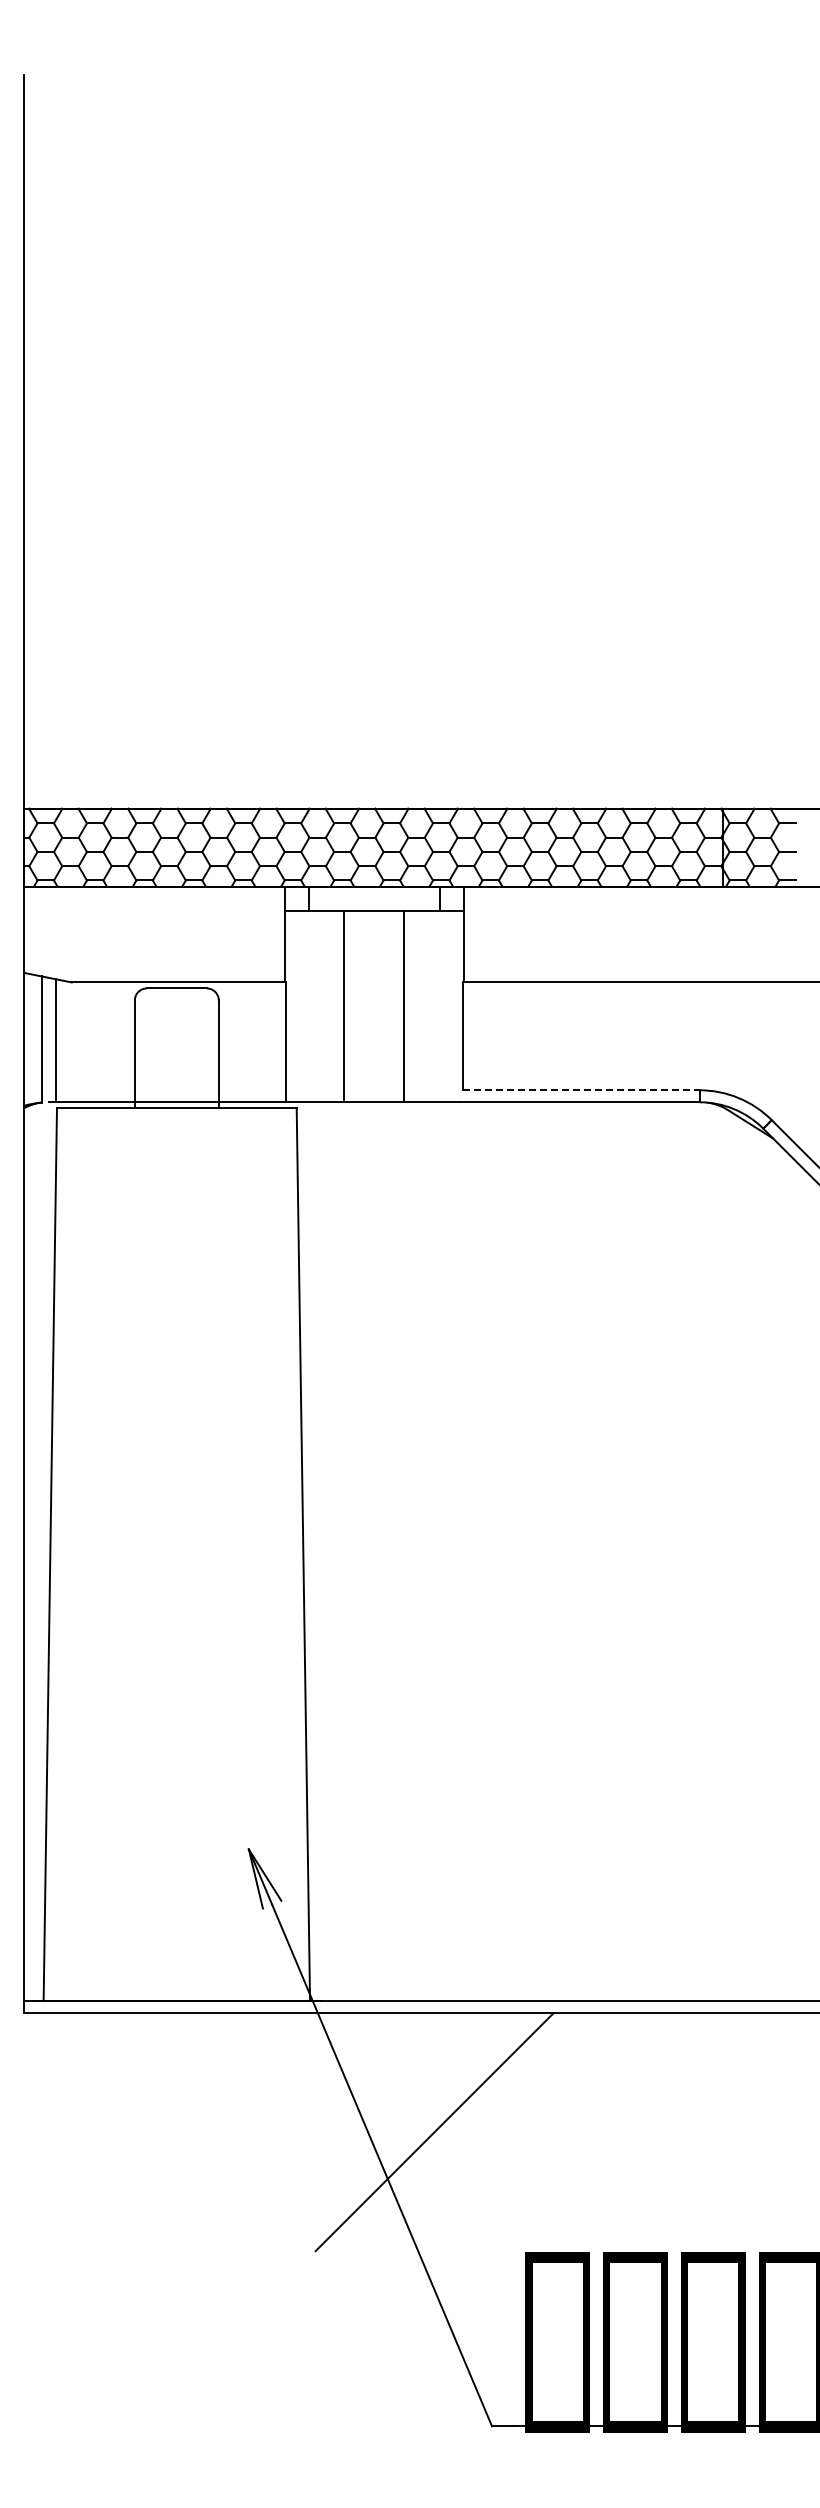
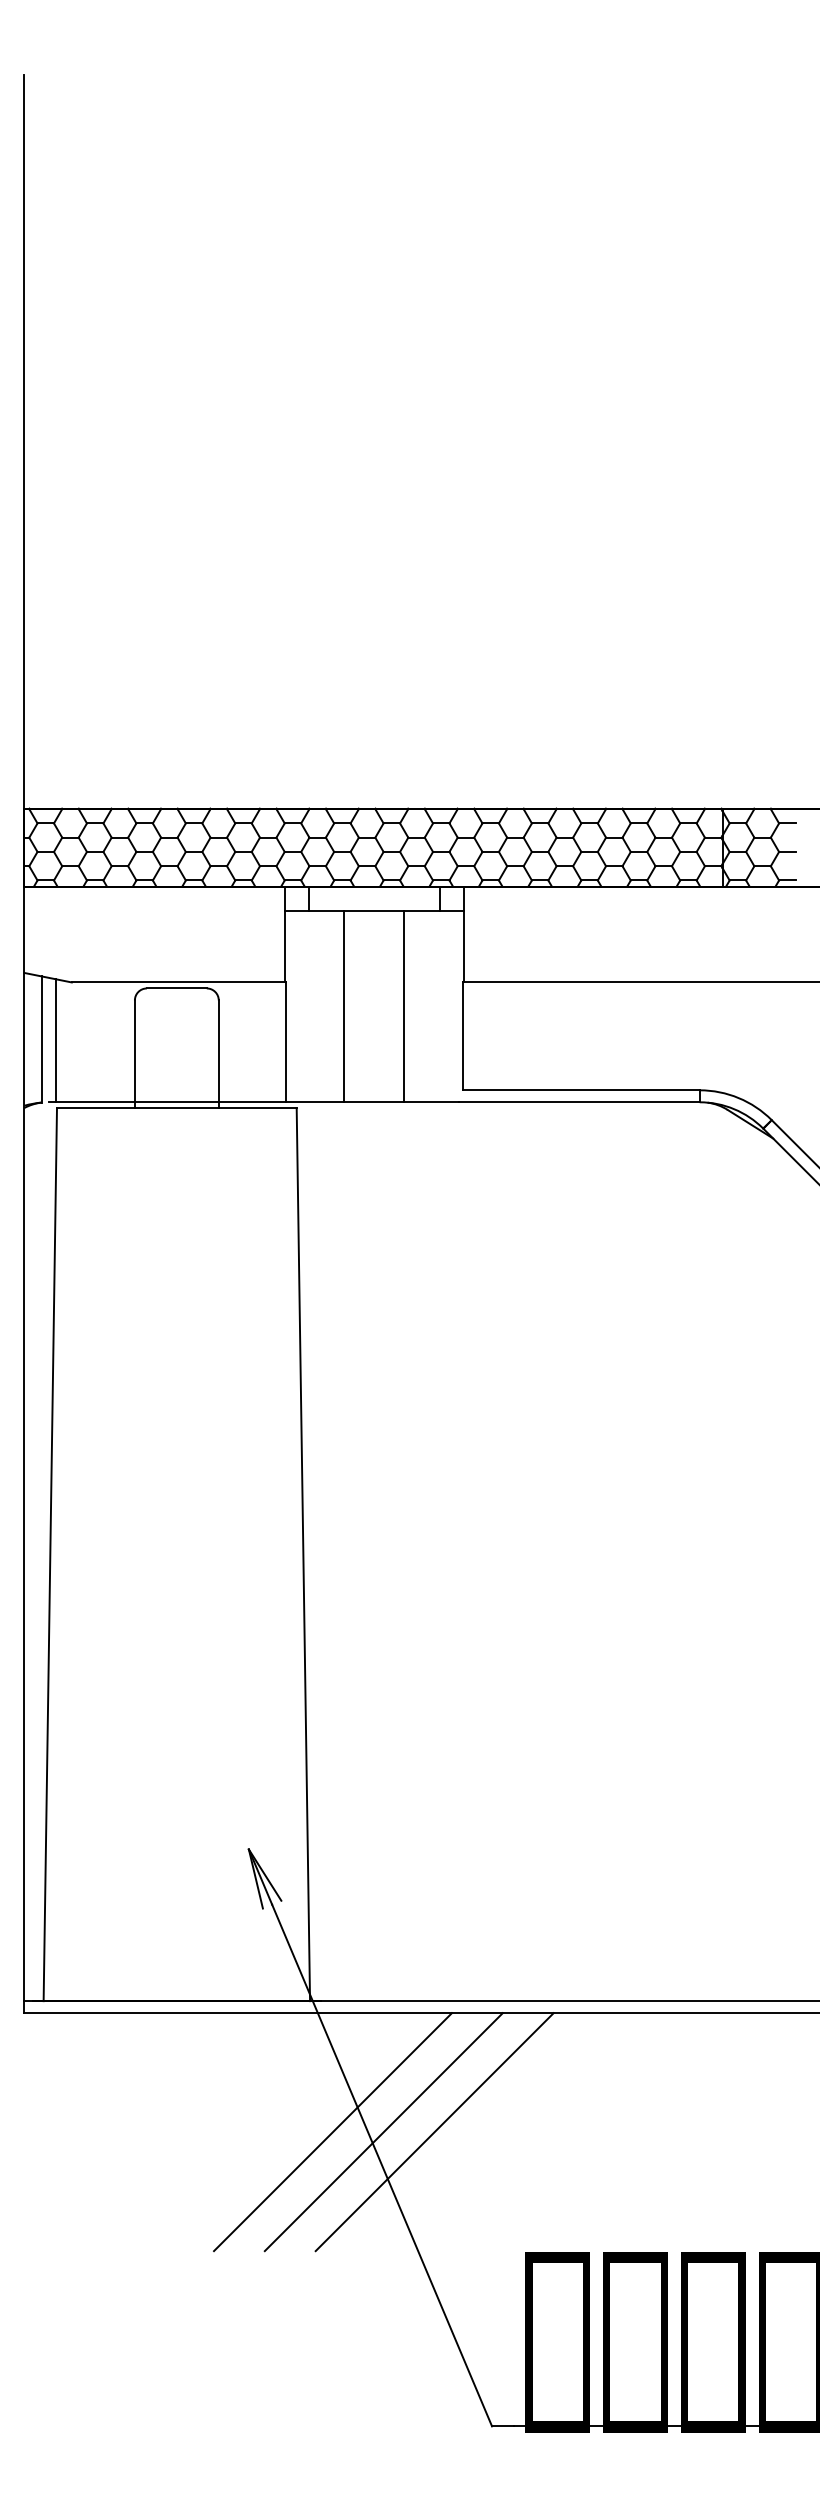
line: dashed -> solid (581, 1090)
line: none -> present (332, 2132)
line: none -> present (383, 2132)
